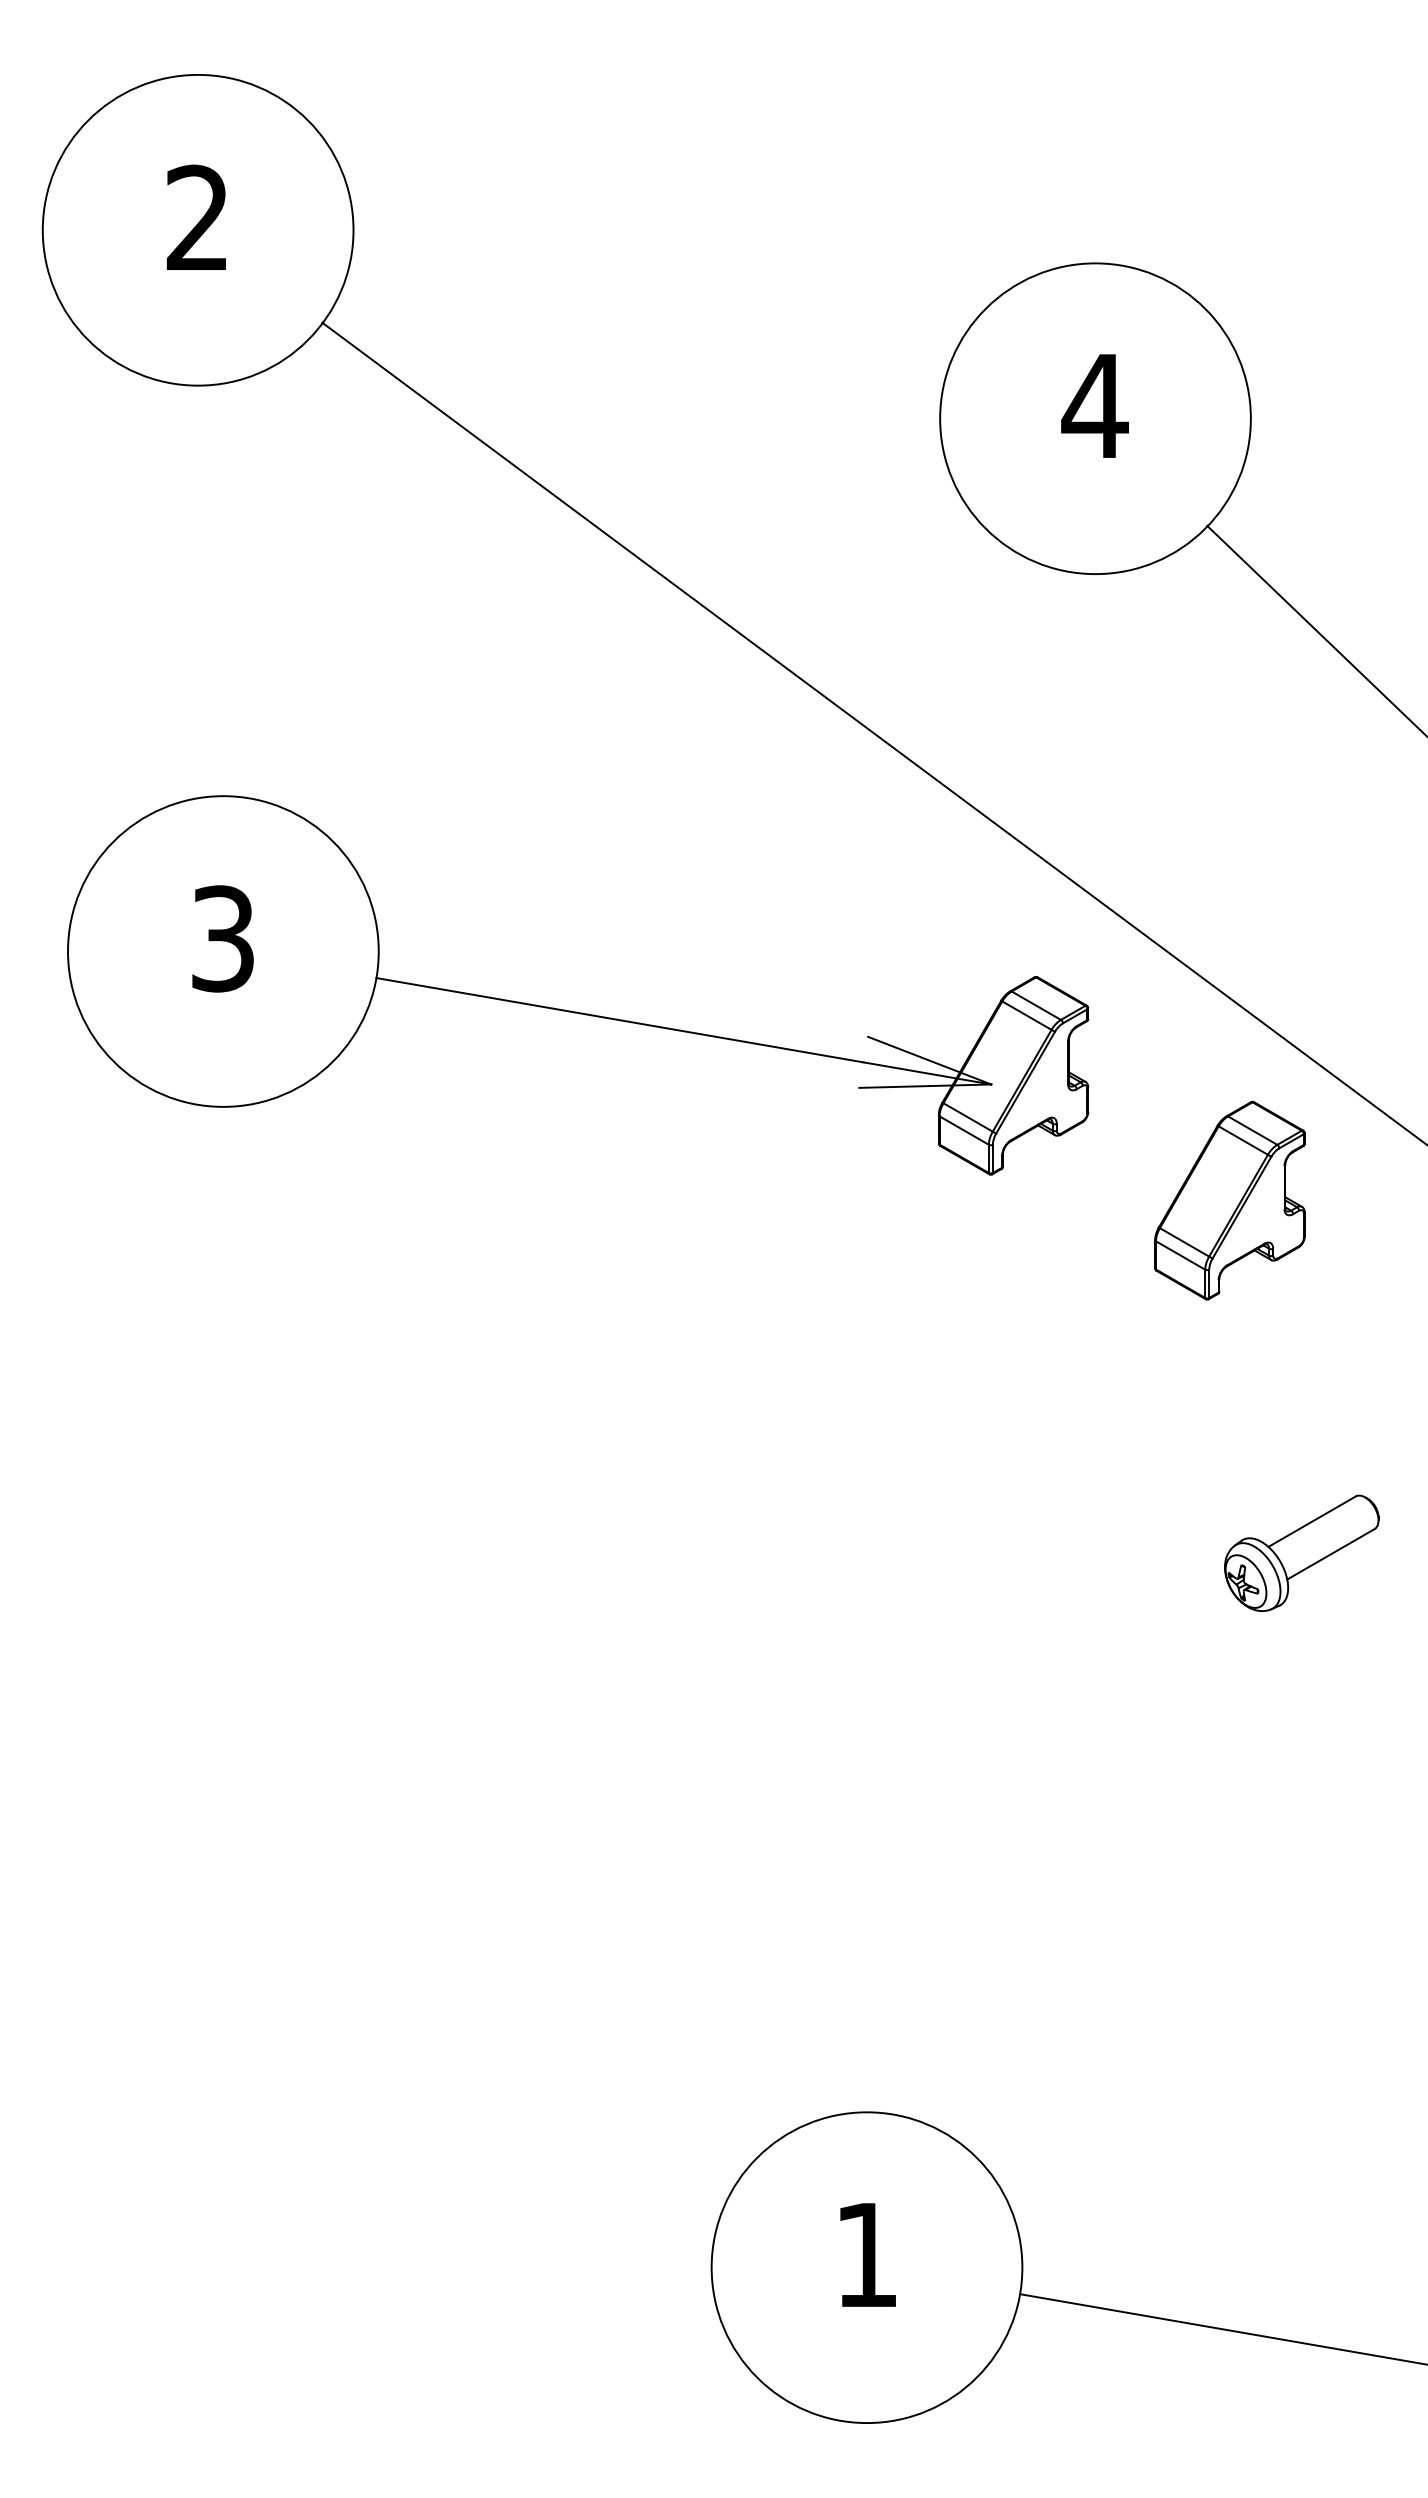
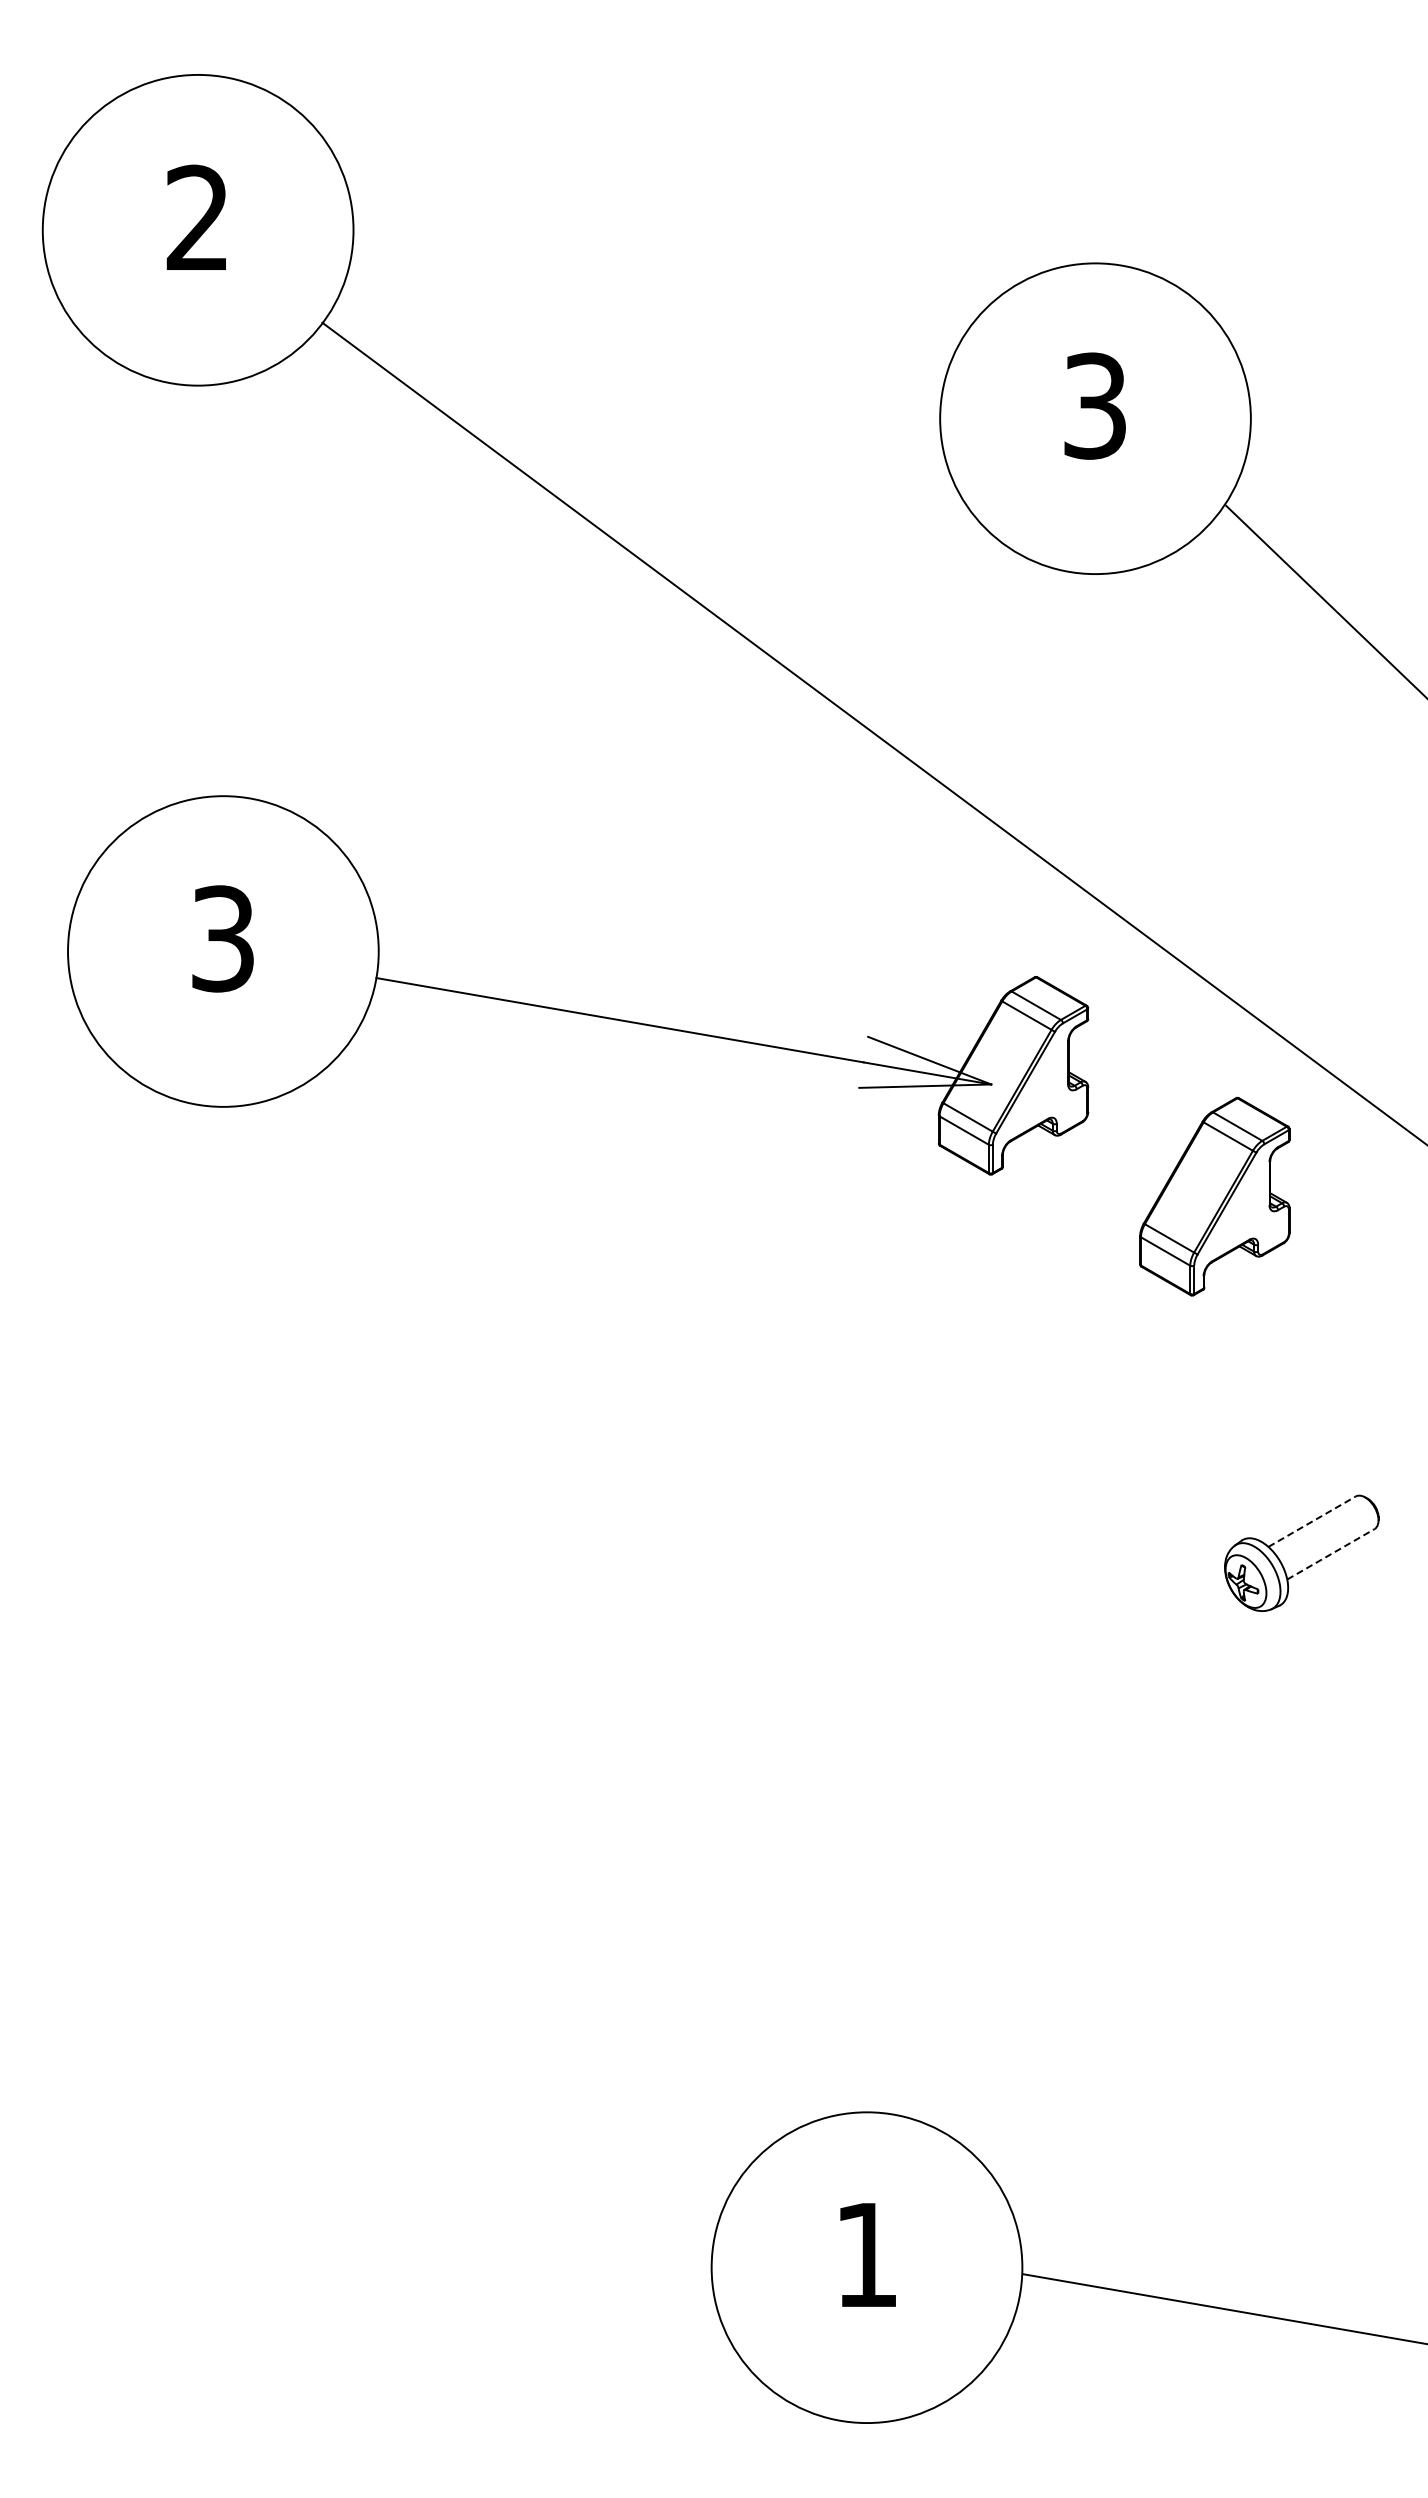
text: 4 -> 3 (1094, 405)
line position: (1315, 629) -> (1325, 600) (1325, 600)
part position: (1229, 1200) -> (1214, 1196) (1214, 1196)
line: solid -> dashed (1312, 1521)
line: solid -> dashed (1331, 1554)
line position: (1222, 2329) -> (1223, 2308) (1223, 2308)
